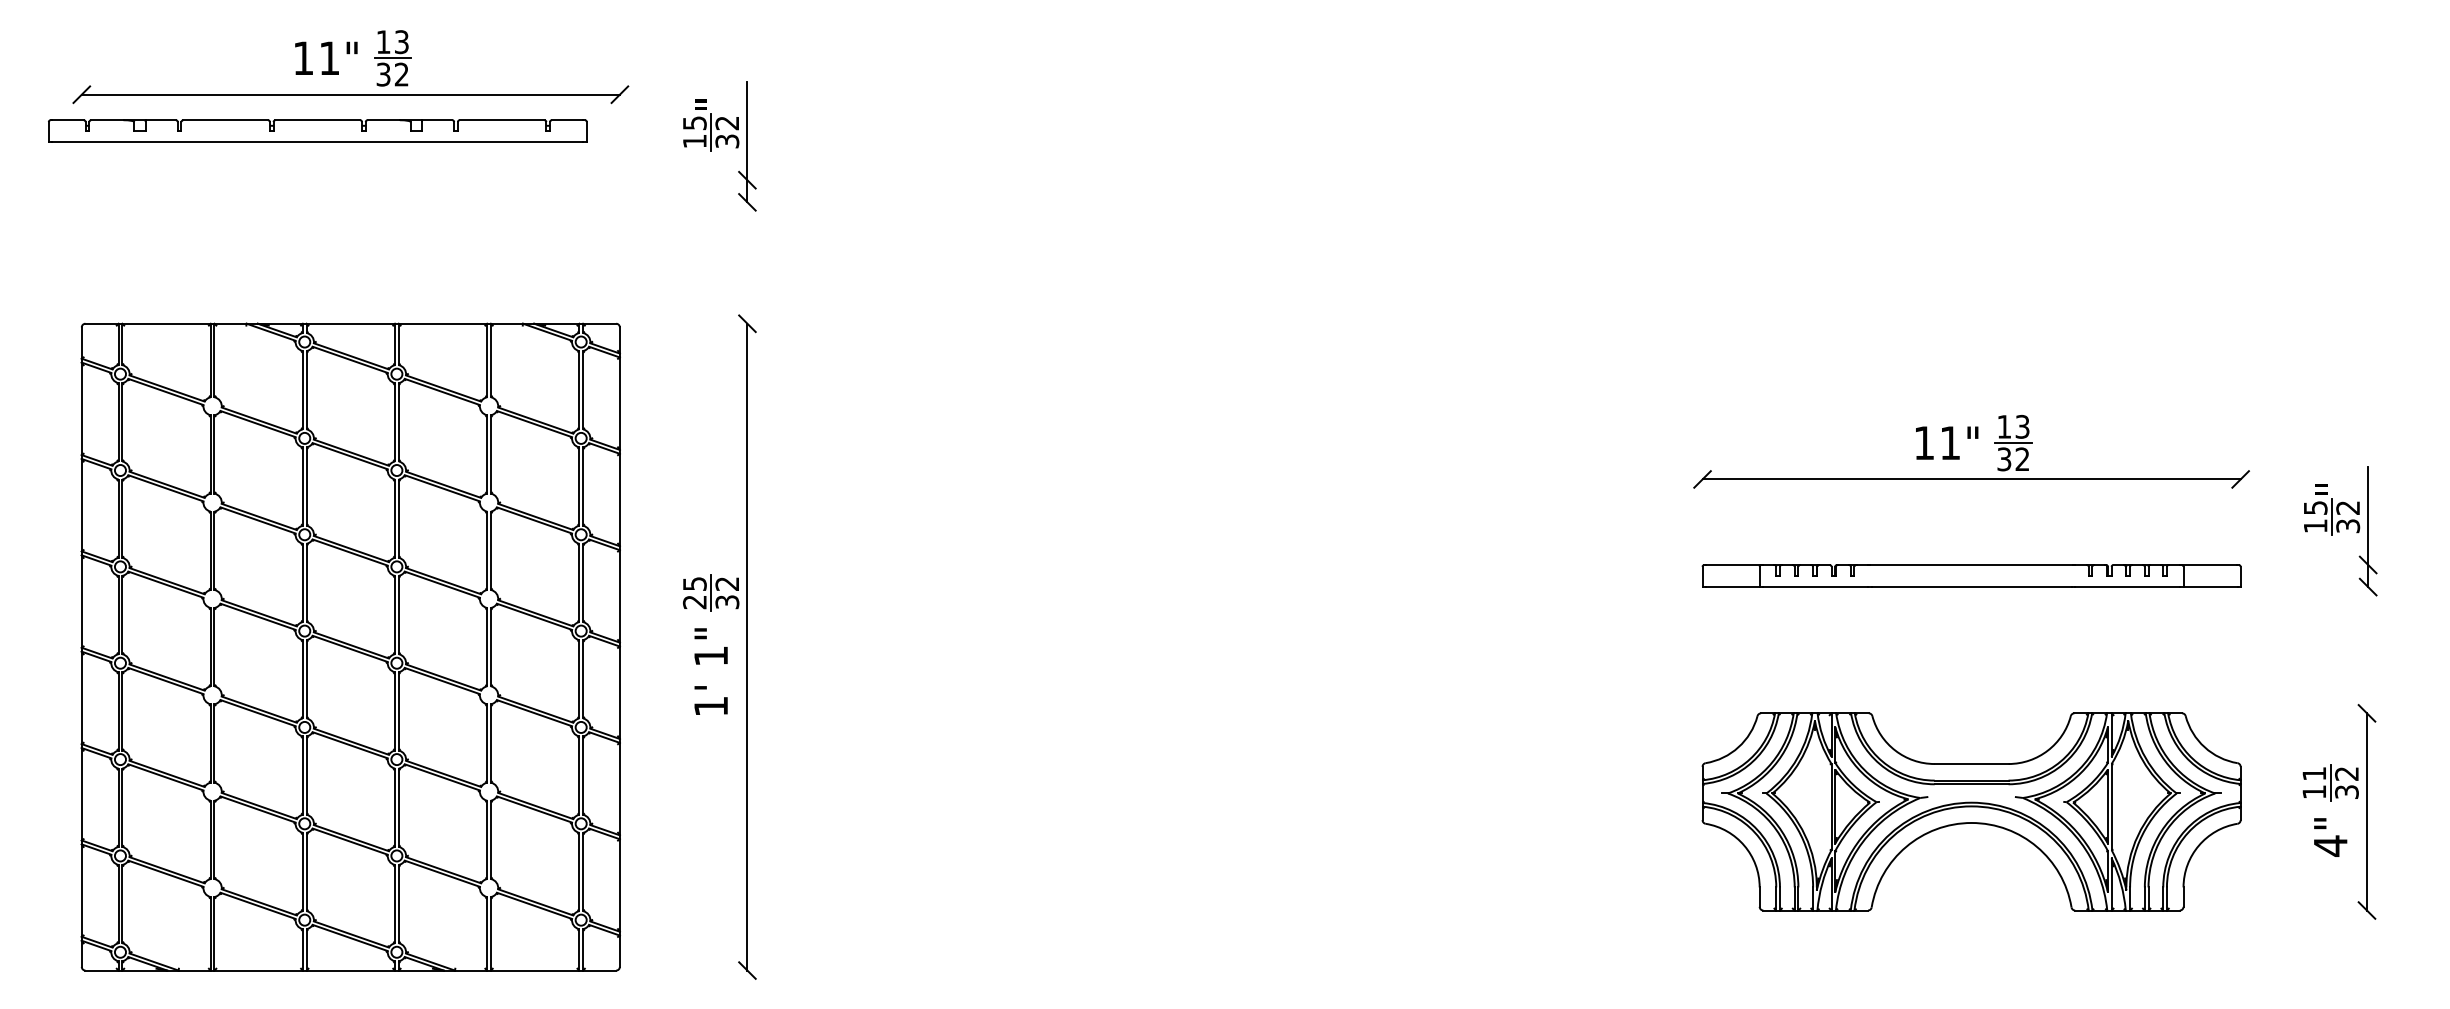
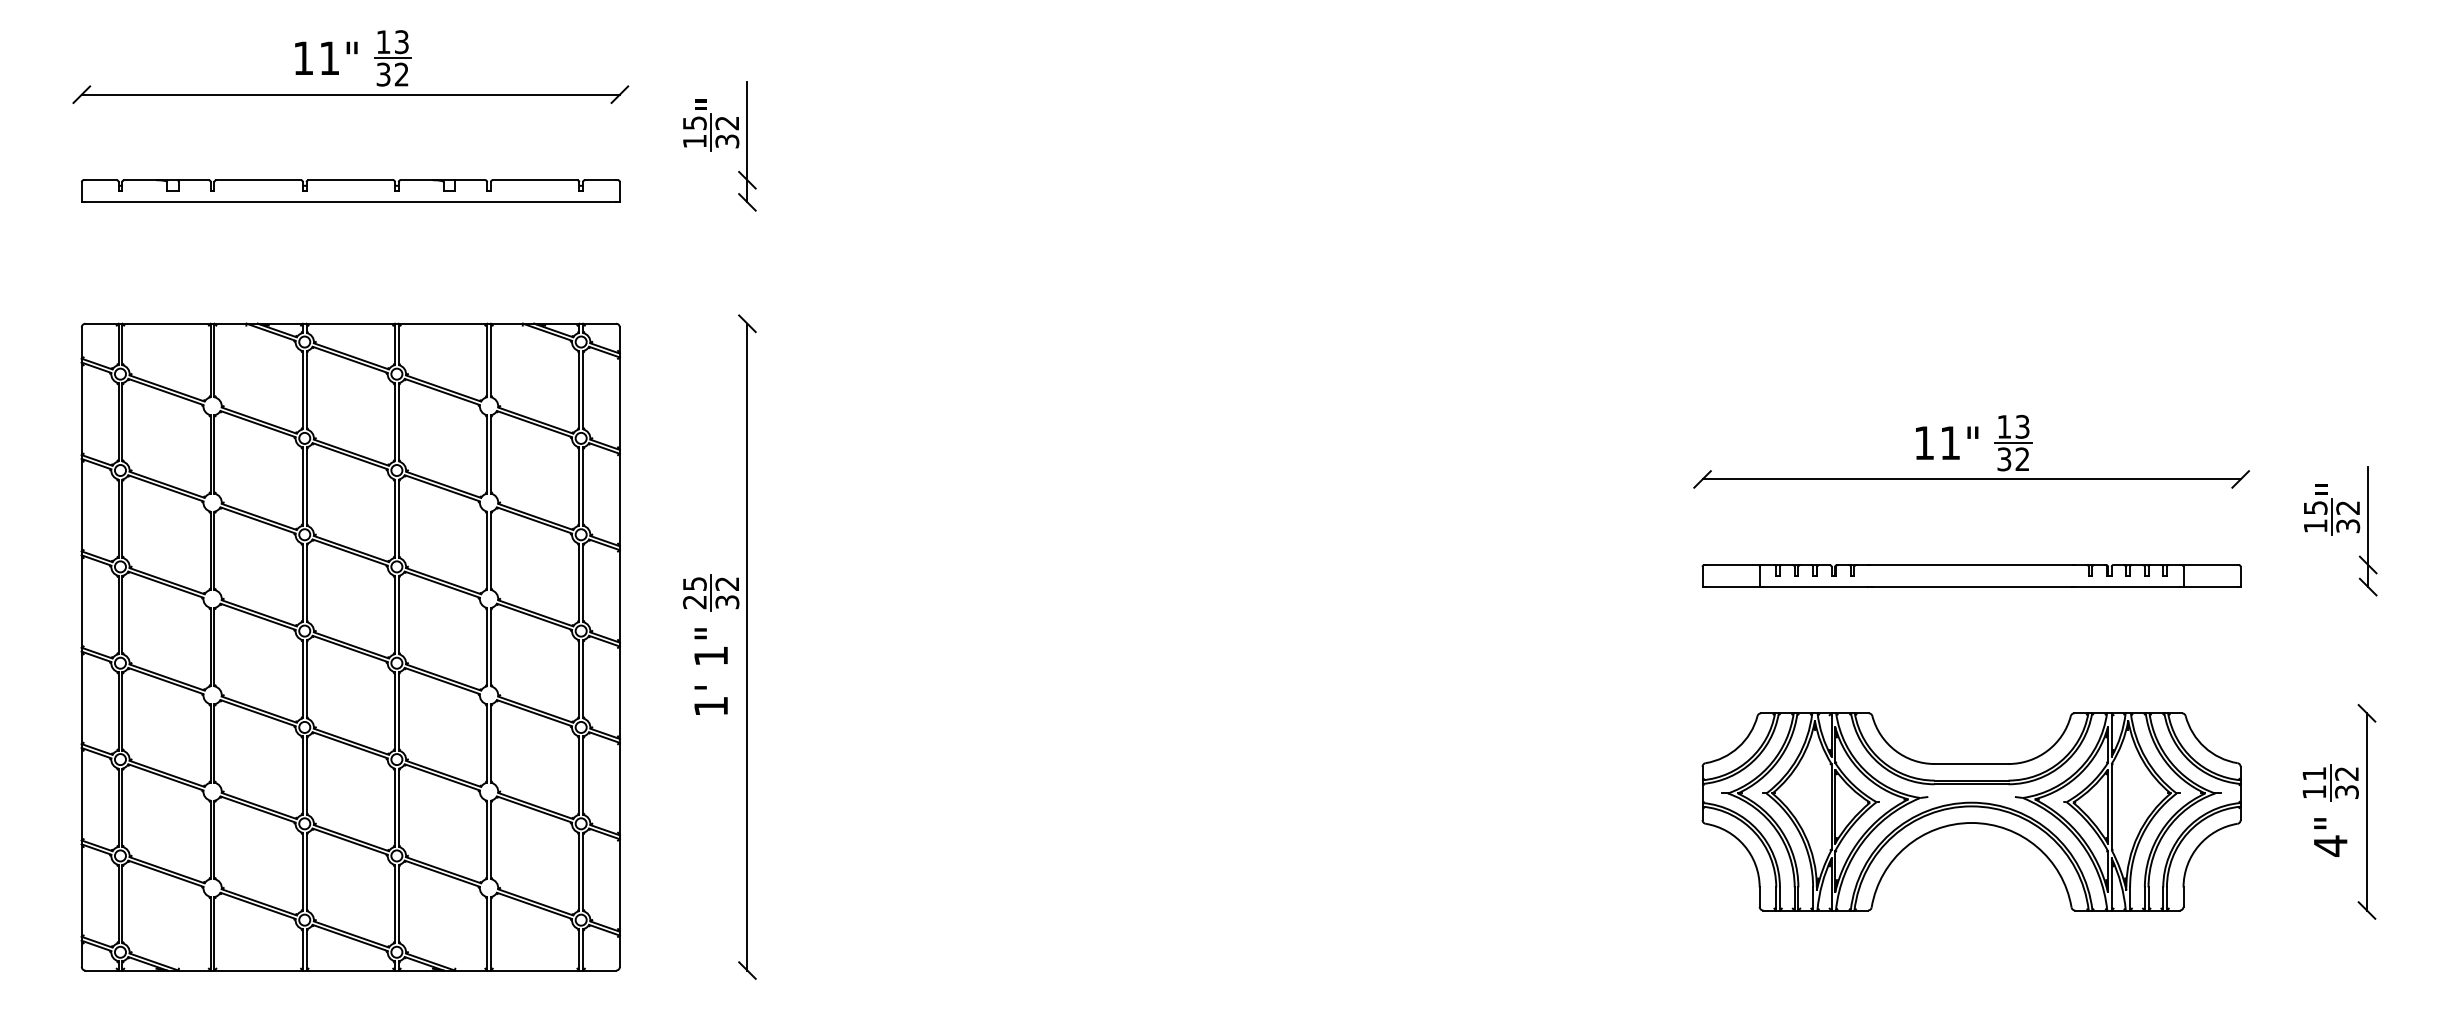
part position: (317, 130) -> (350, 190) (350, 190)
